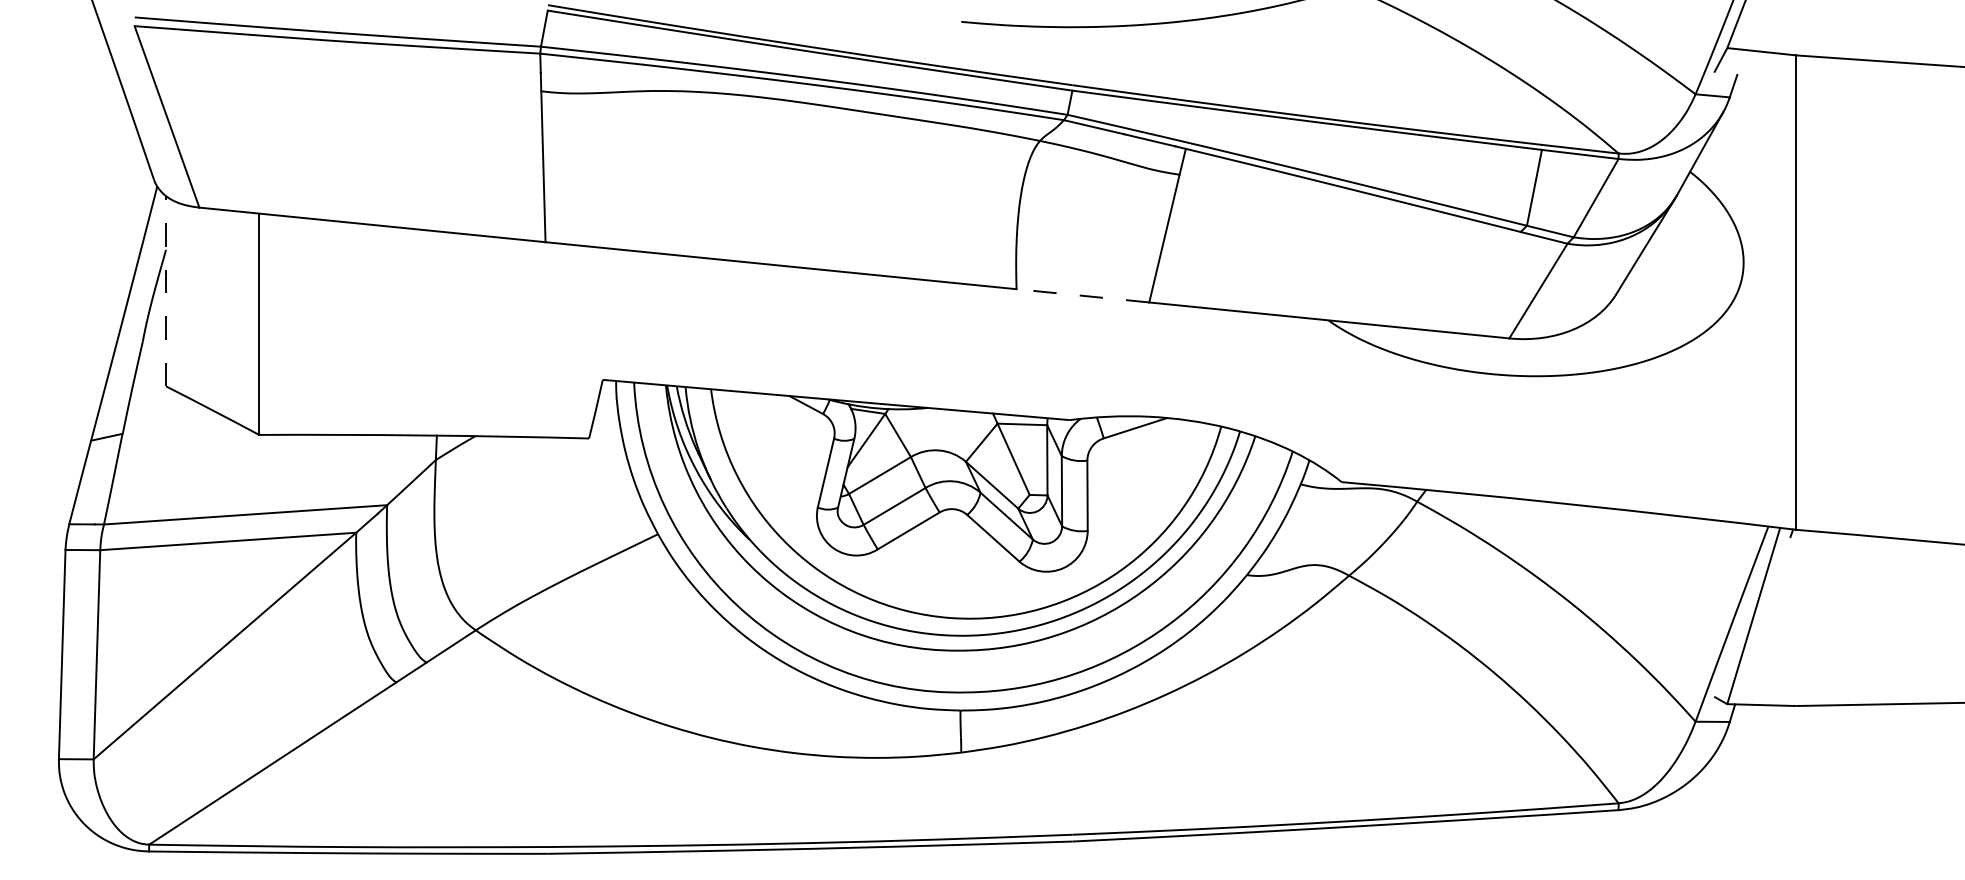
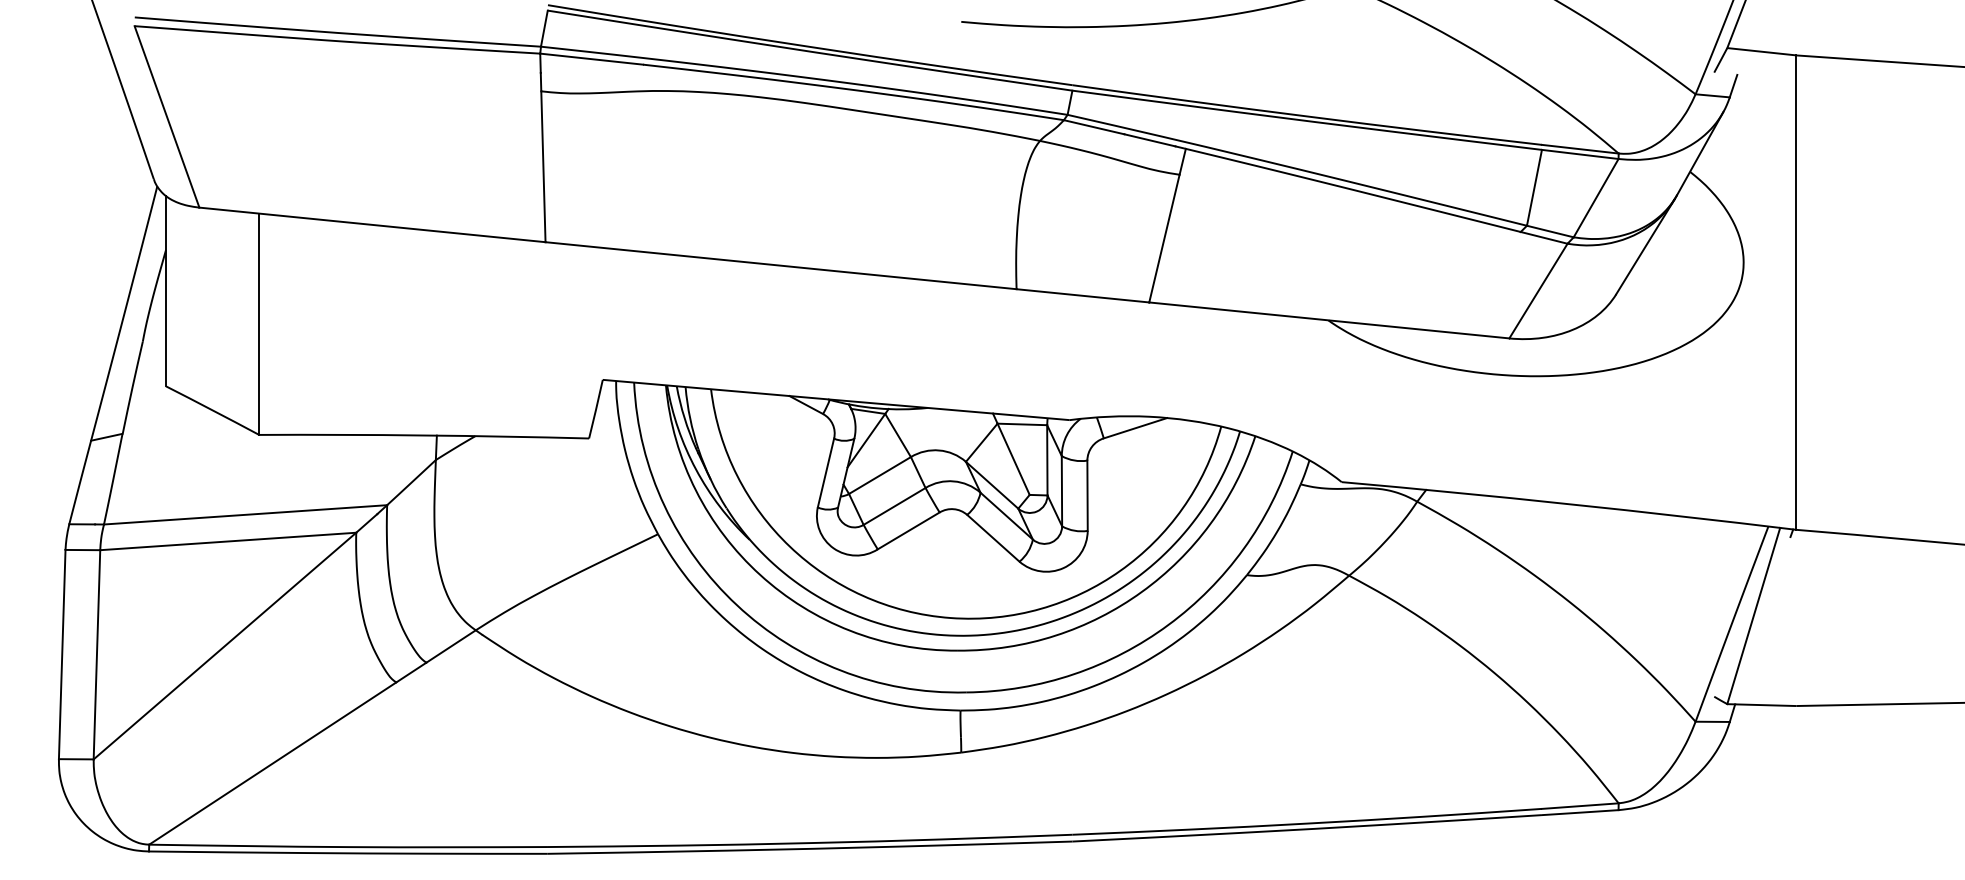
line: dashed -> solid (166, 290)
line: dashed -> solid (1082, 295)
